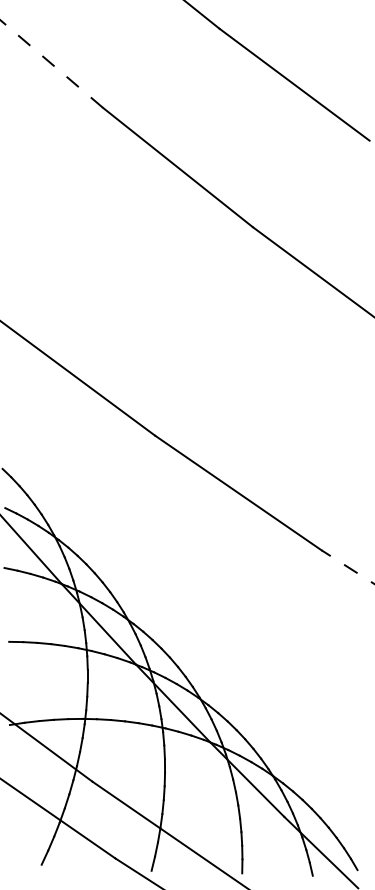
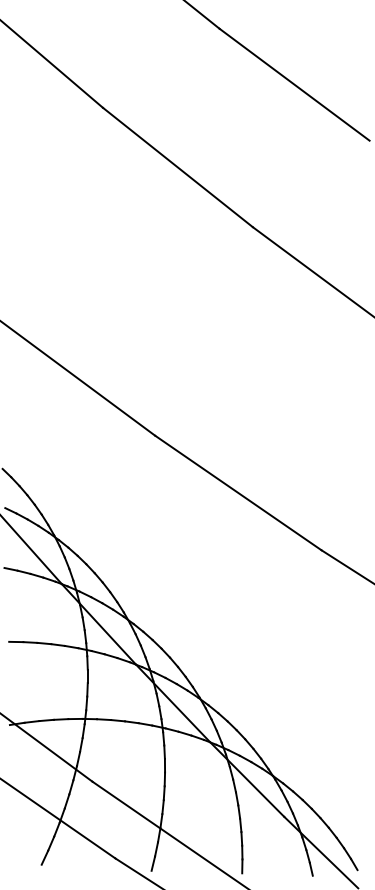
line: dashed -> solid (51, 63)
line: dashed -> solid (347, 566)
